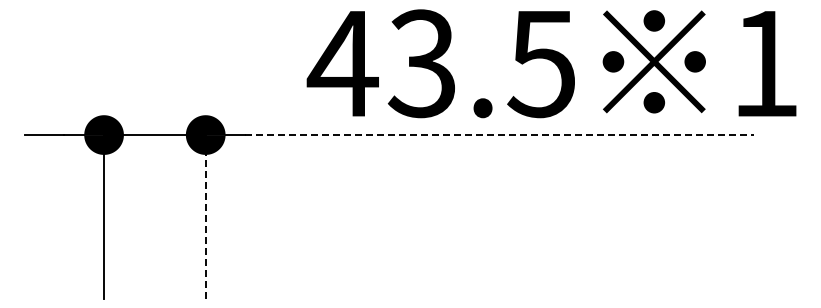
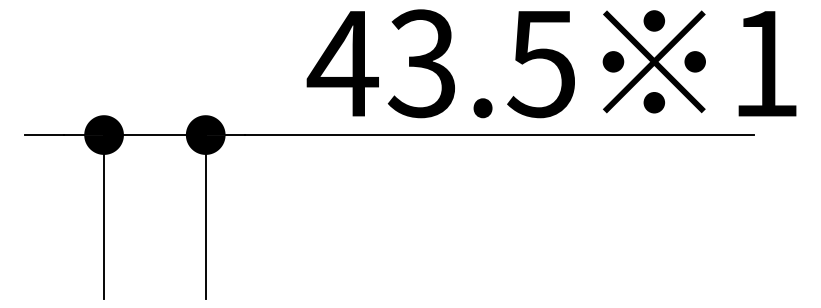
line: dashed -> solid (500, 135)
line: dashed -> solid (205, 215)
